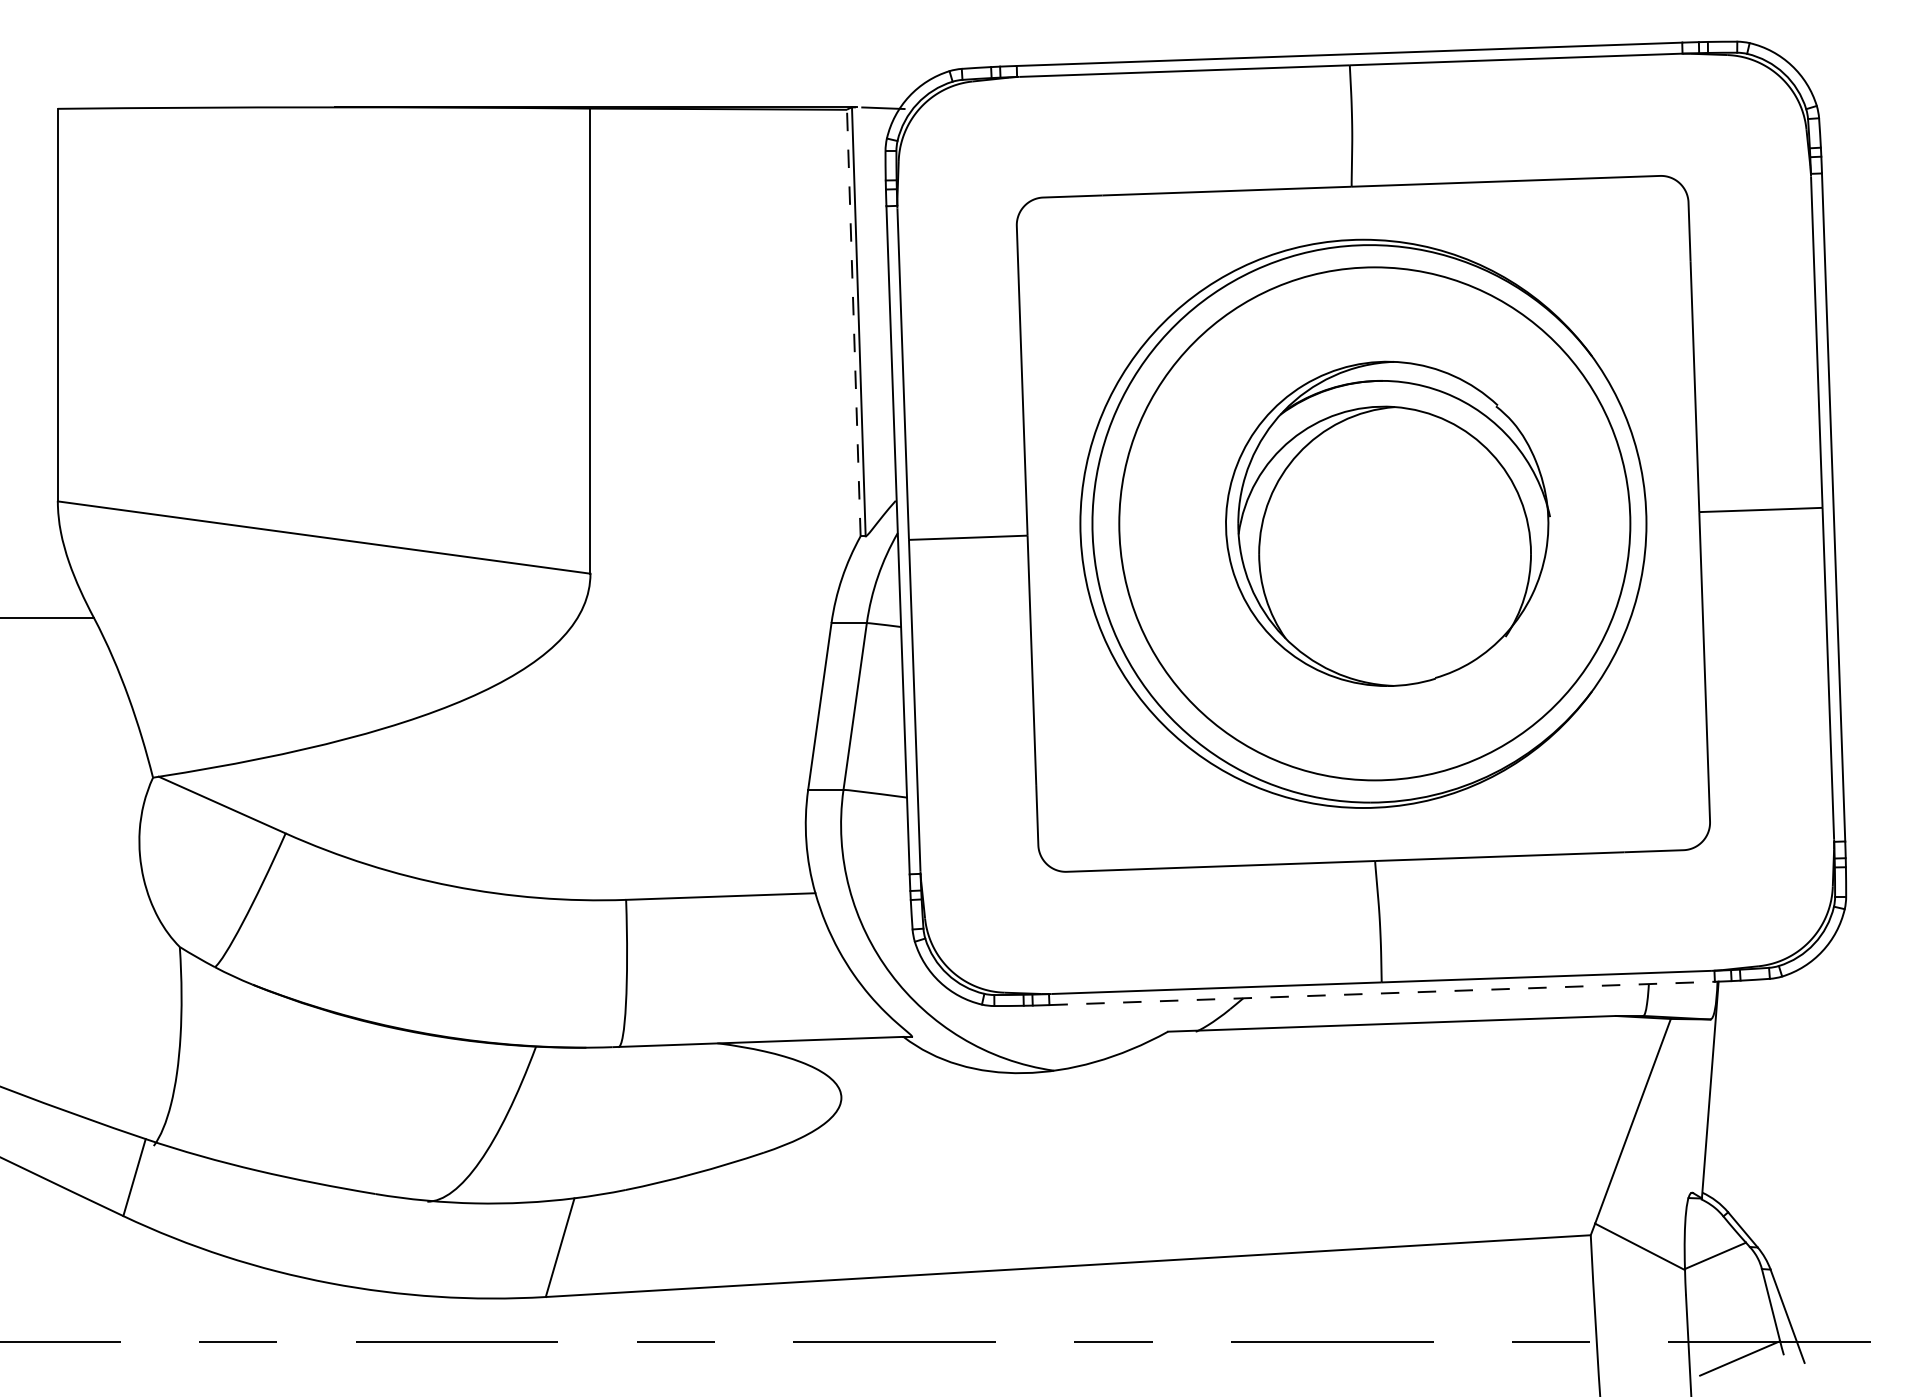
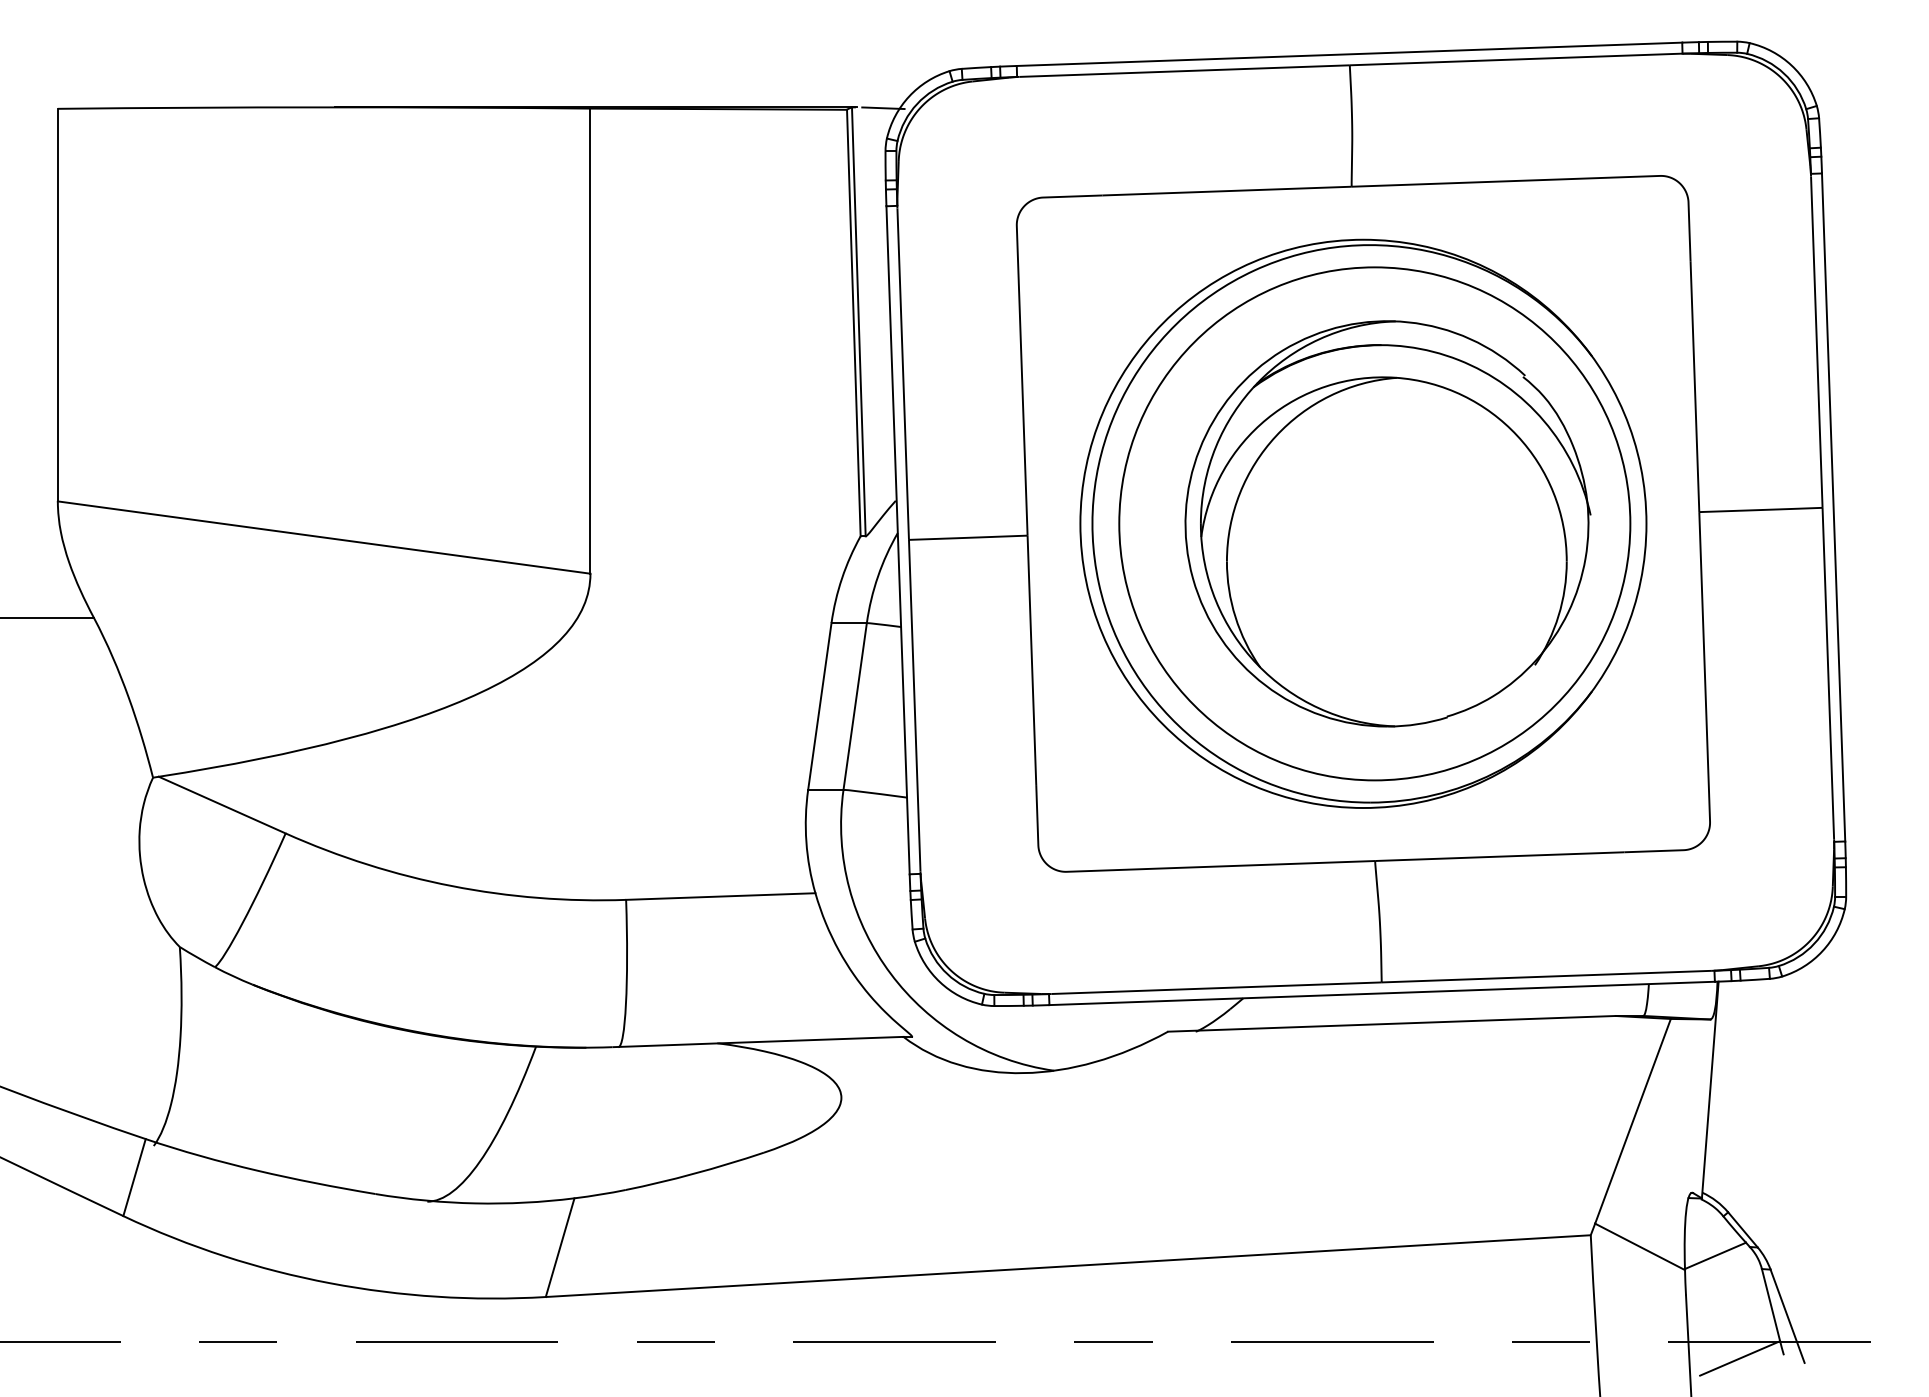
line: dashed -> solid (853, 322)
part size: 326x327 px -> 408x408 px (1387, 523)
line: dashed -> solid (1382, 993)
